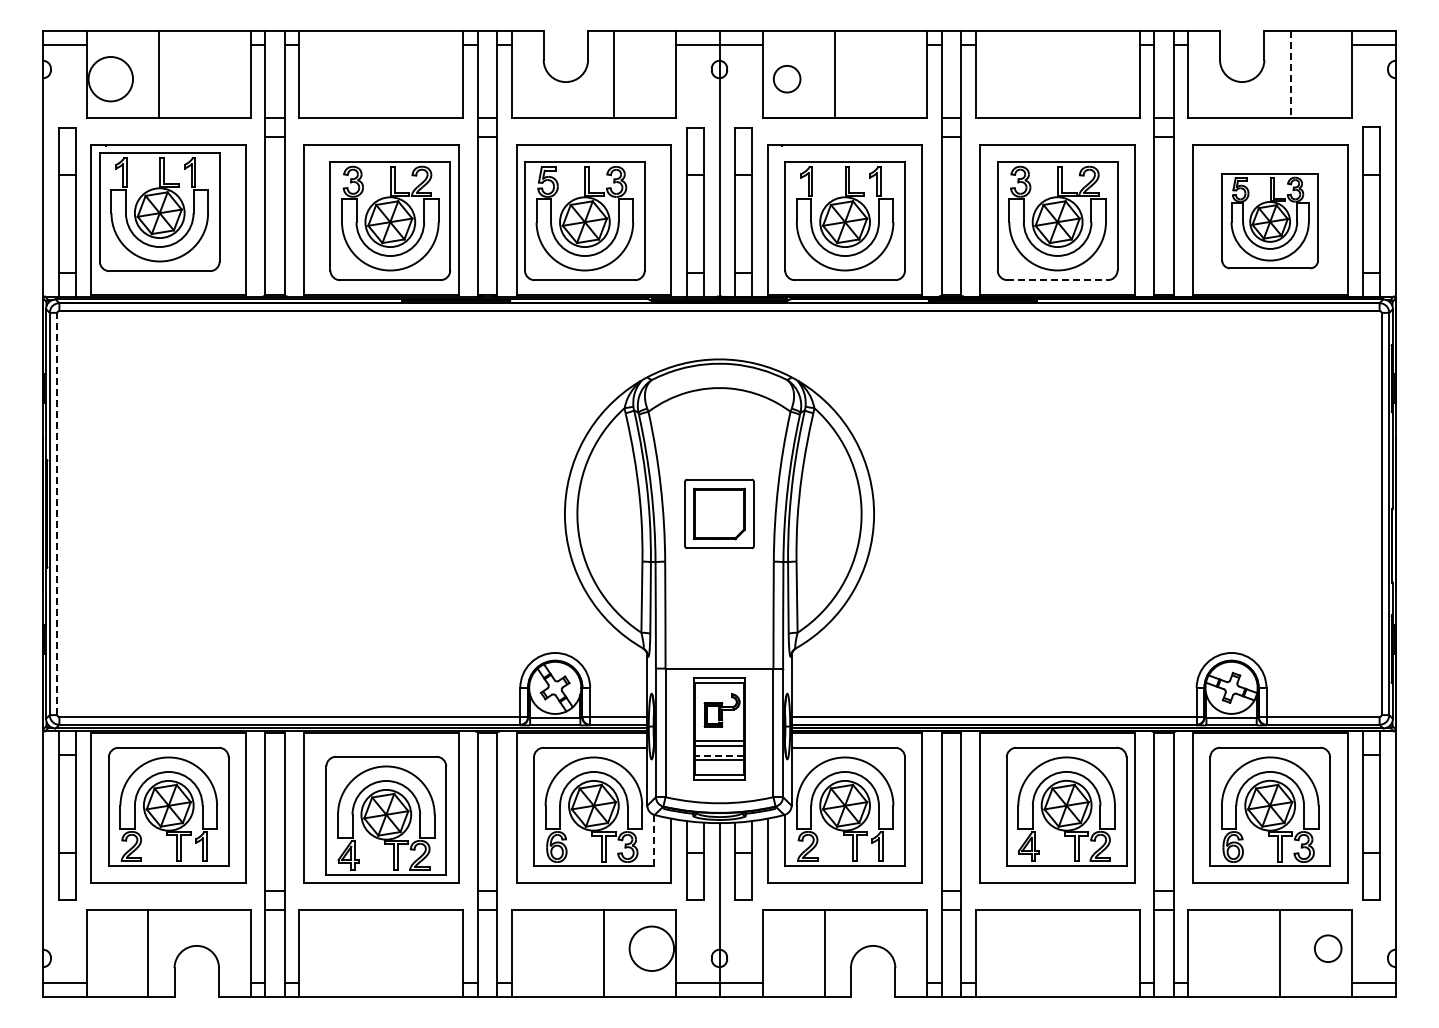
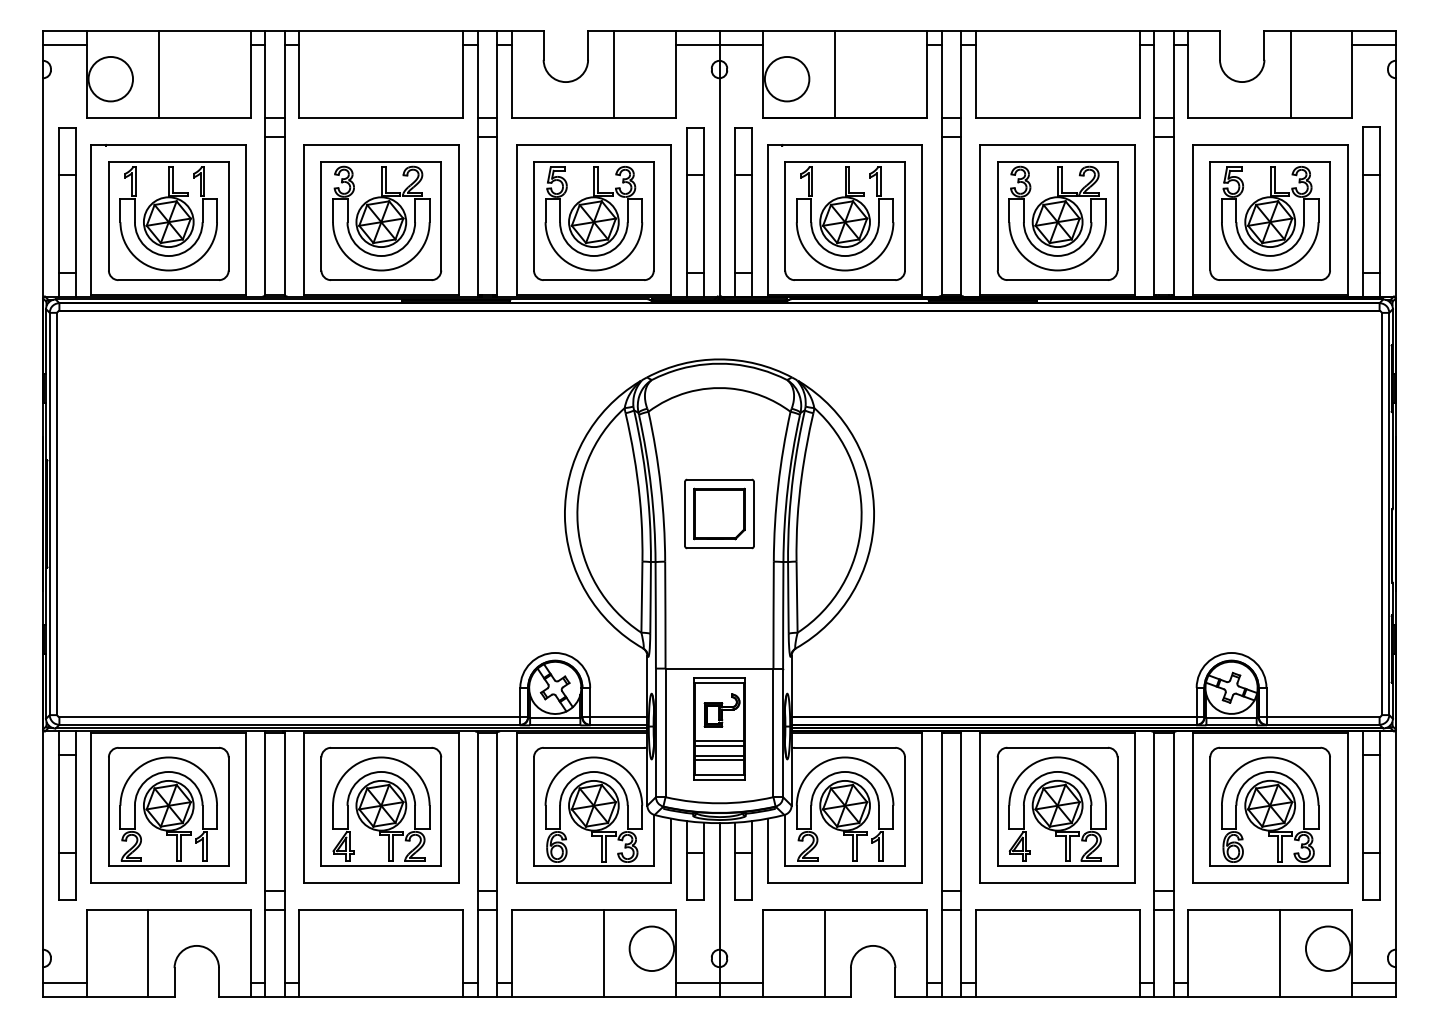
line: dashed -> solid (1290, 74)
circle diameter: 27 px -> 44 px (786, 78)
part position: (159, 211) -> (168, 220) (168, 220)
part position: (390, 220) -> (381, 220) (381, 220)
part position: (584, 220) -> (593, 220) (593, 220)
part size: 98x97 px -> 122x120 px (1269, 220)
line: dashed -> solid (1058, 280)
line: dashed -> solid (57, 513)
line: dashed -> solid (719, 755)
part position: (1066, 806) -> (1057, 806) (1057, 806)
part position: (386, 815) -> (381, 806) (381, 806)
line: dashed -> solid (653, 839)
circle diameter: 27 px -> 44 px (1327, 948)
